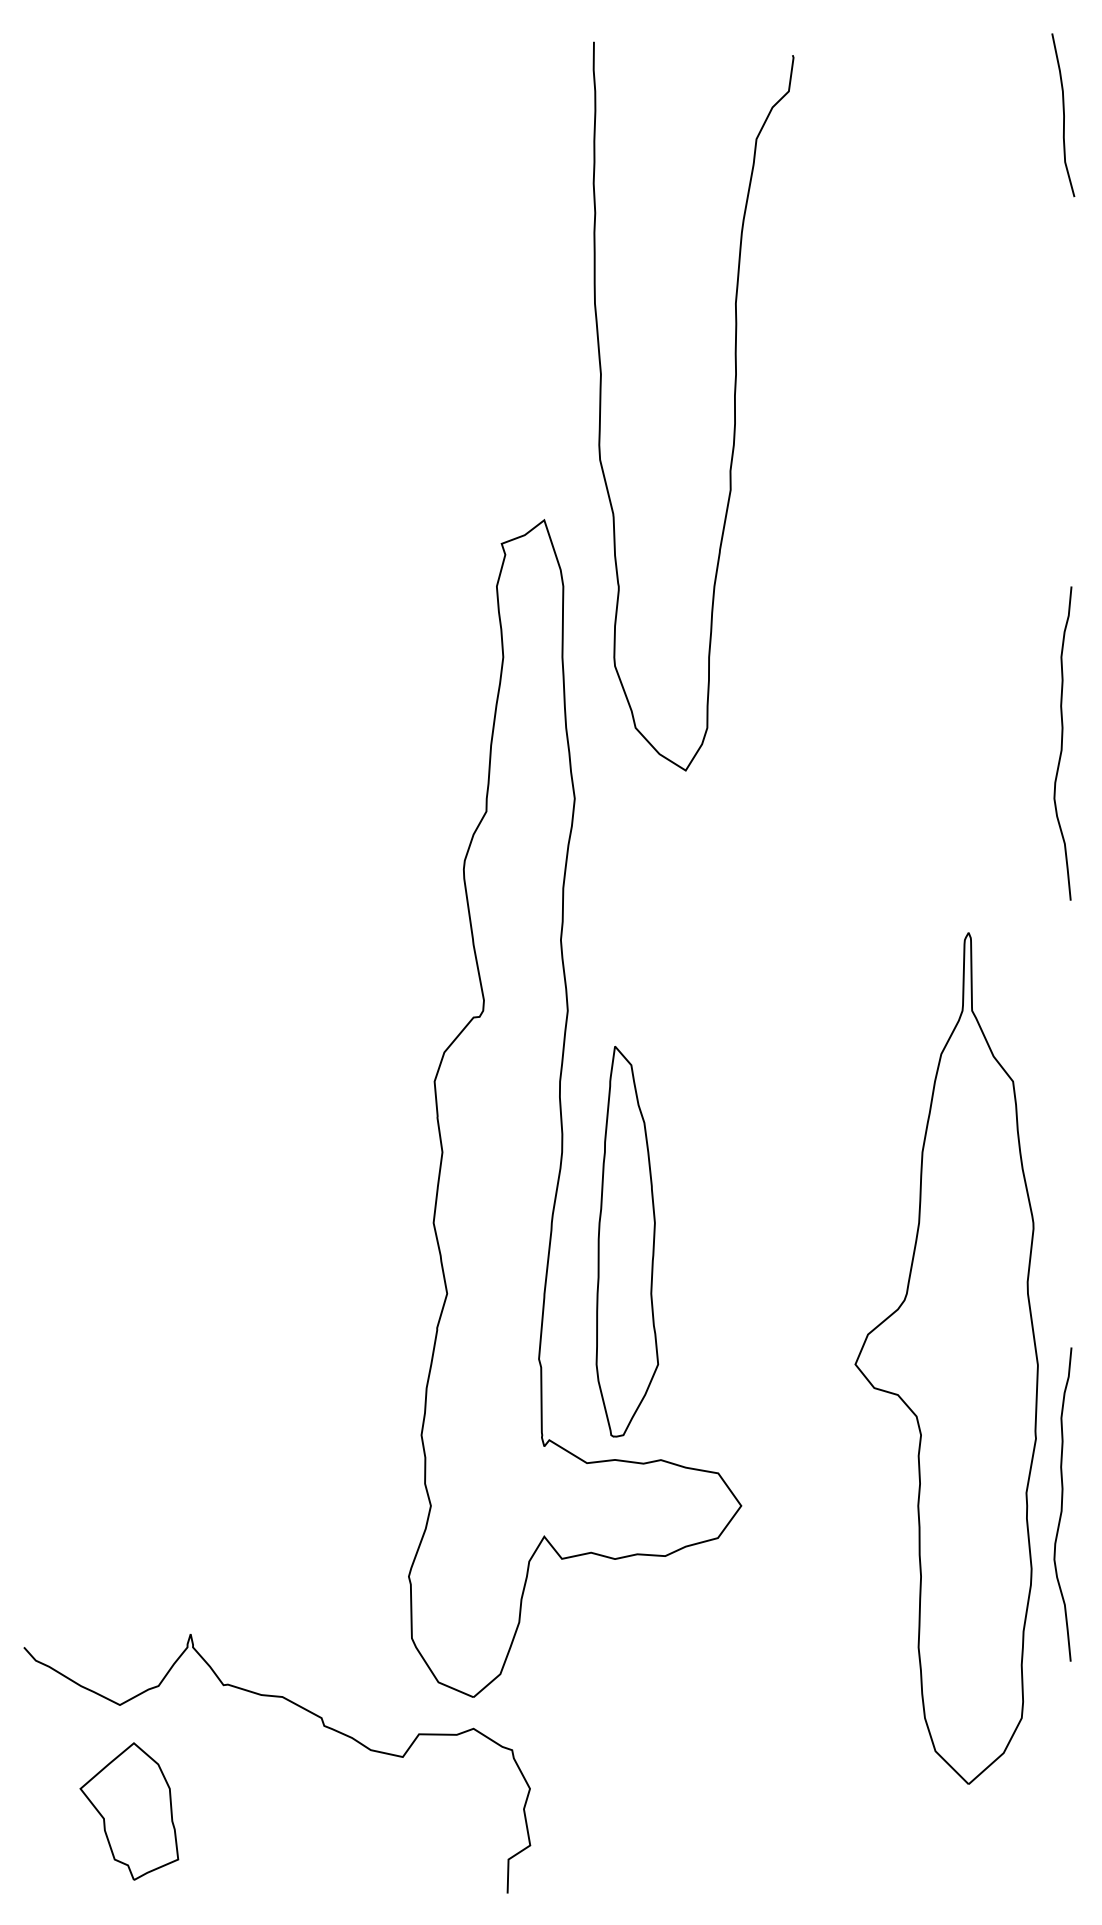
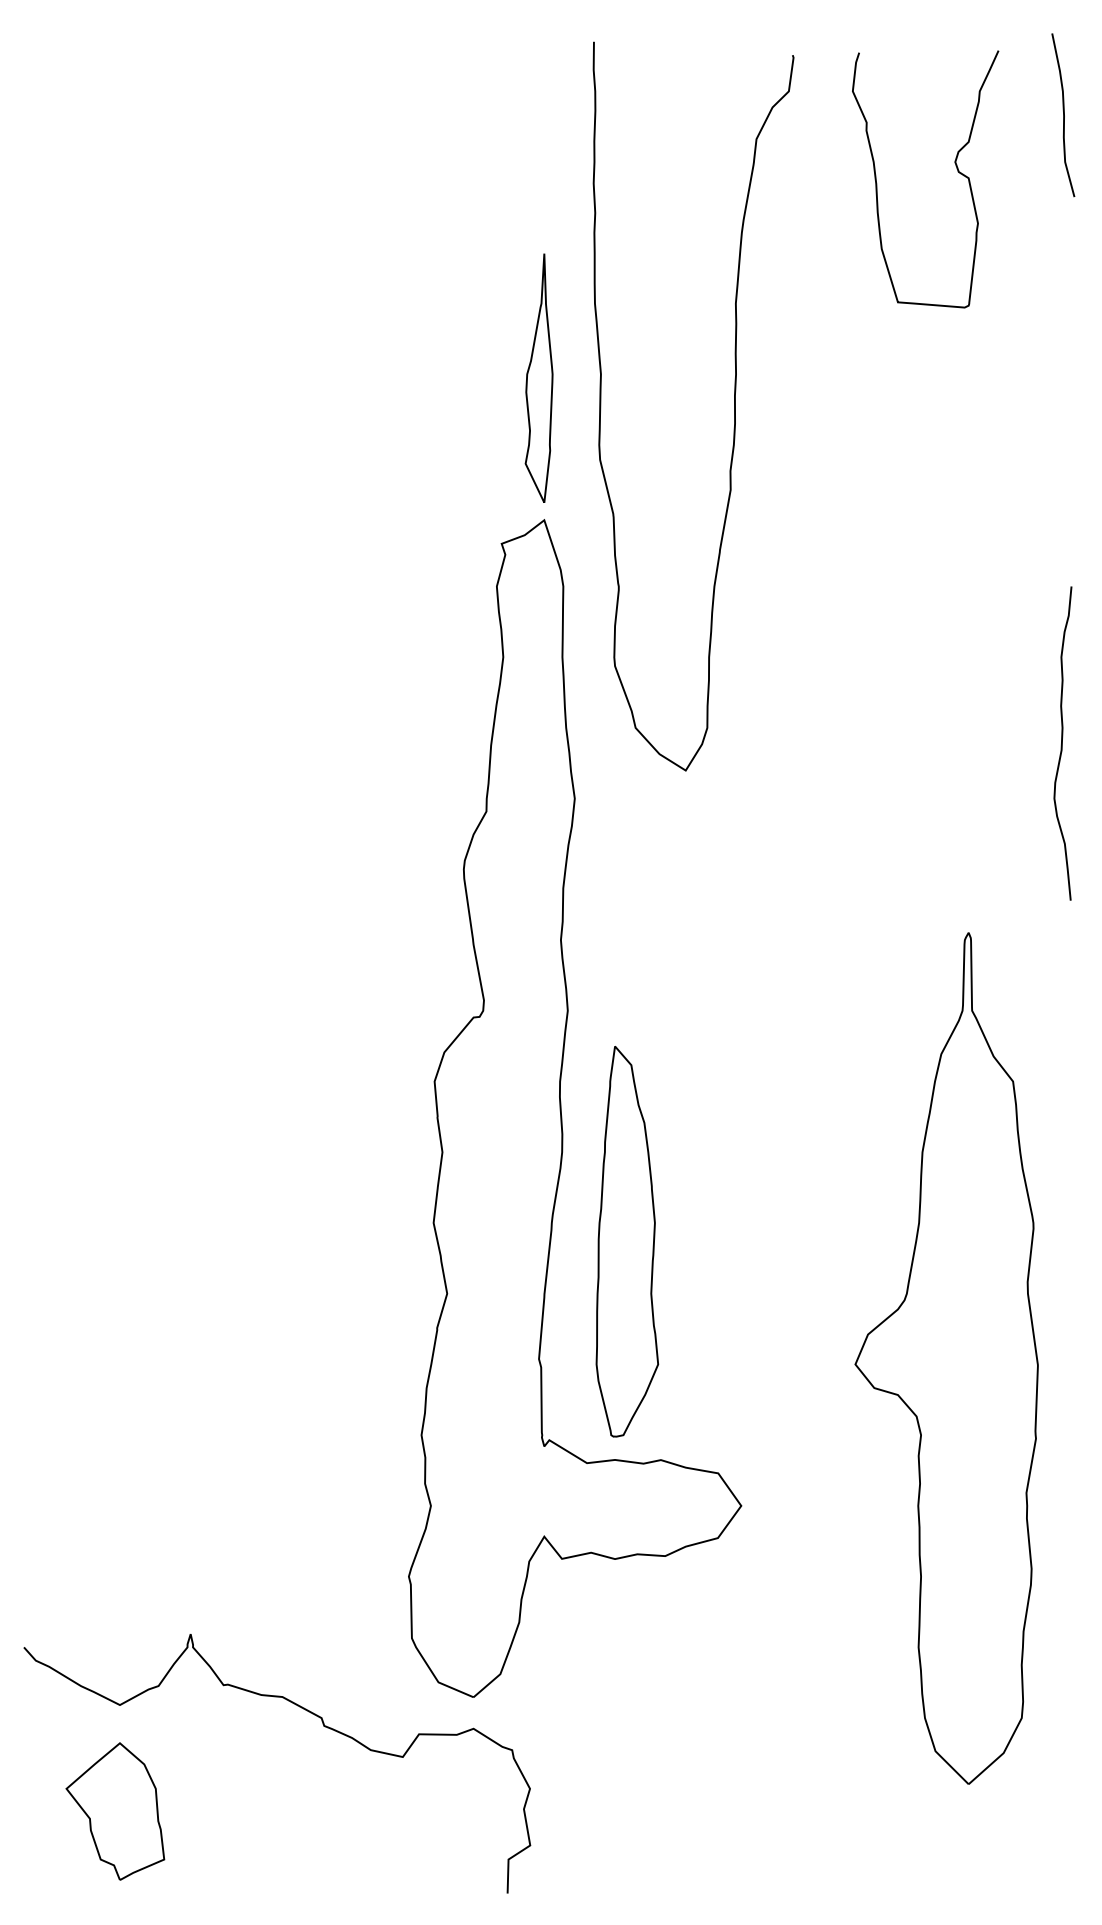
curve: none -> present (955, 166)
part: none -> present (538, 377)
curve: present -> none (1062, 1504)
part position: (129, 1811) -> (115, 1811) (115, 1811)
